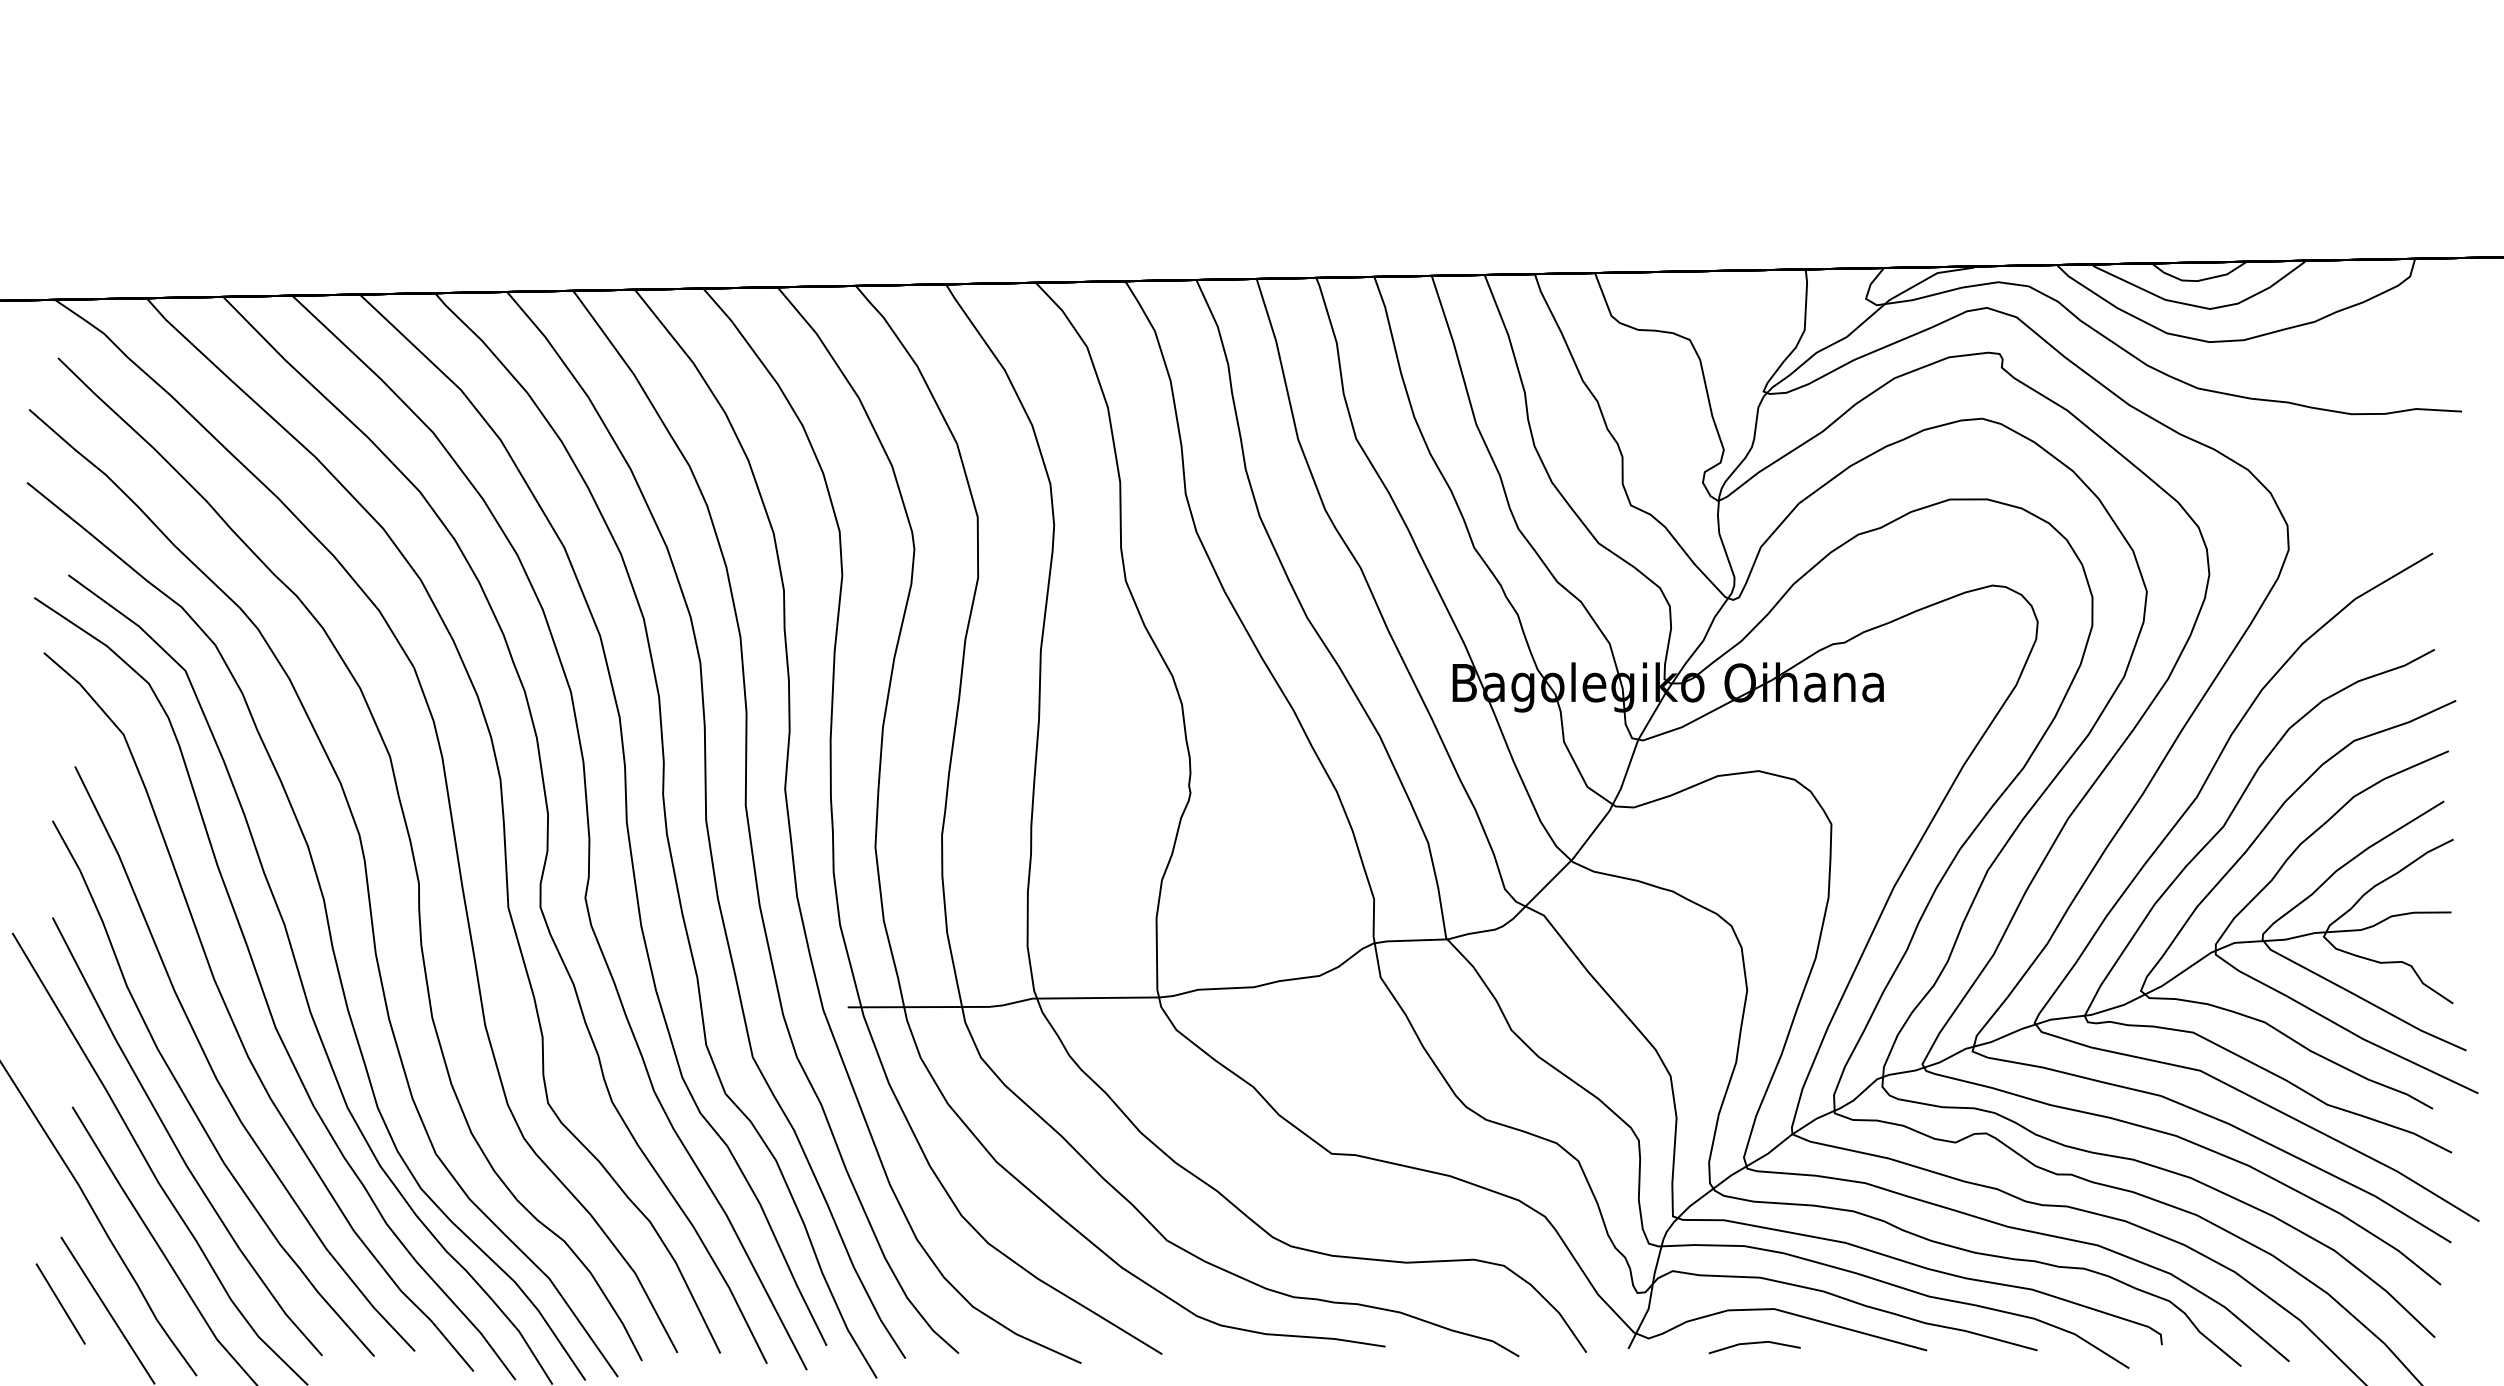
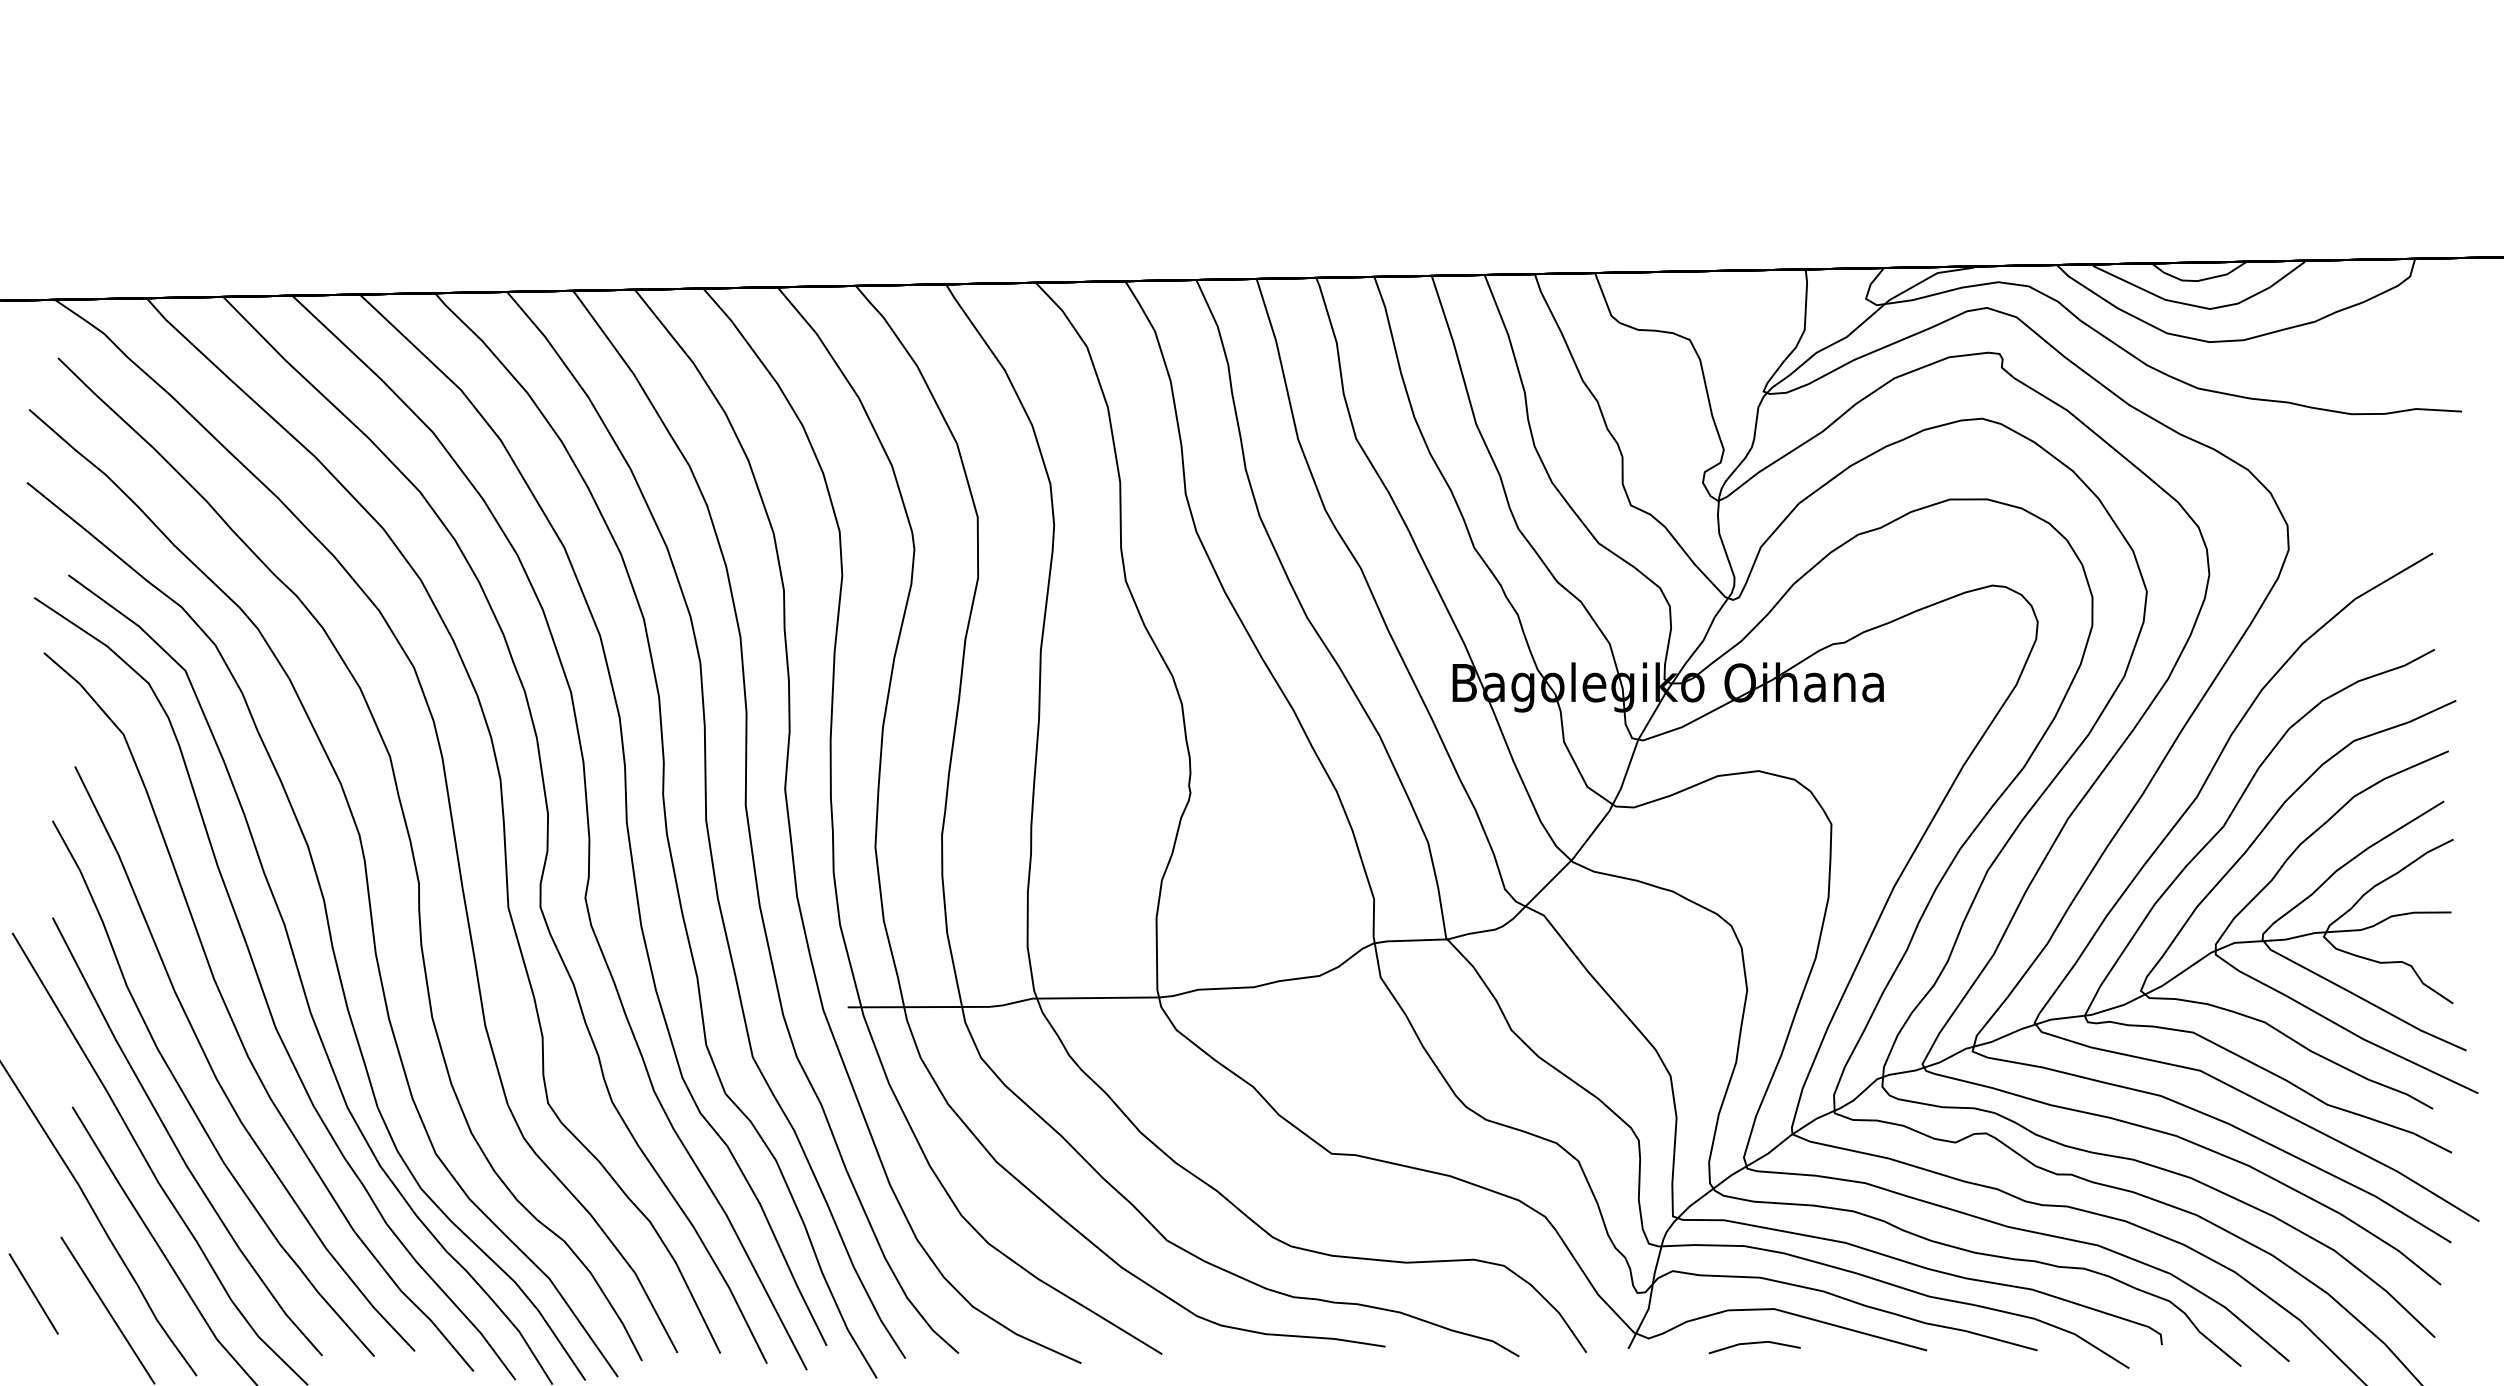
line position: (60, 1303) -> (33, 1293) (33, 1293)
